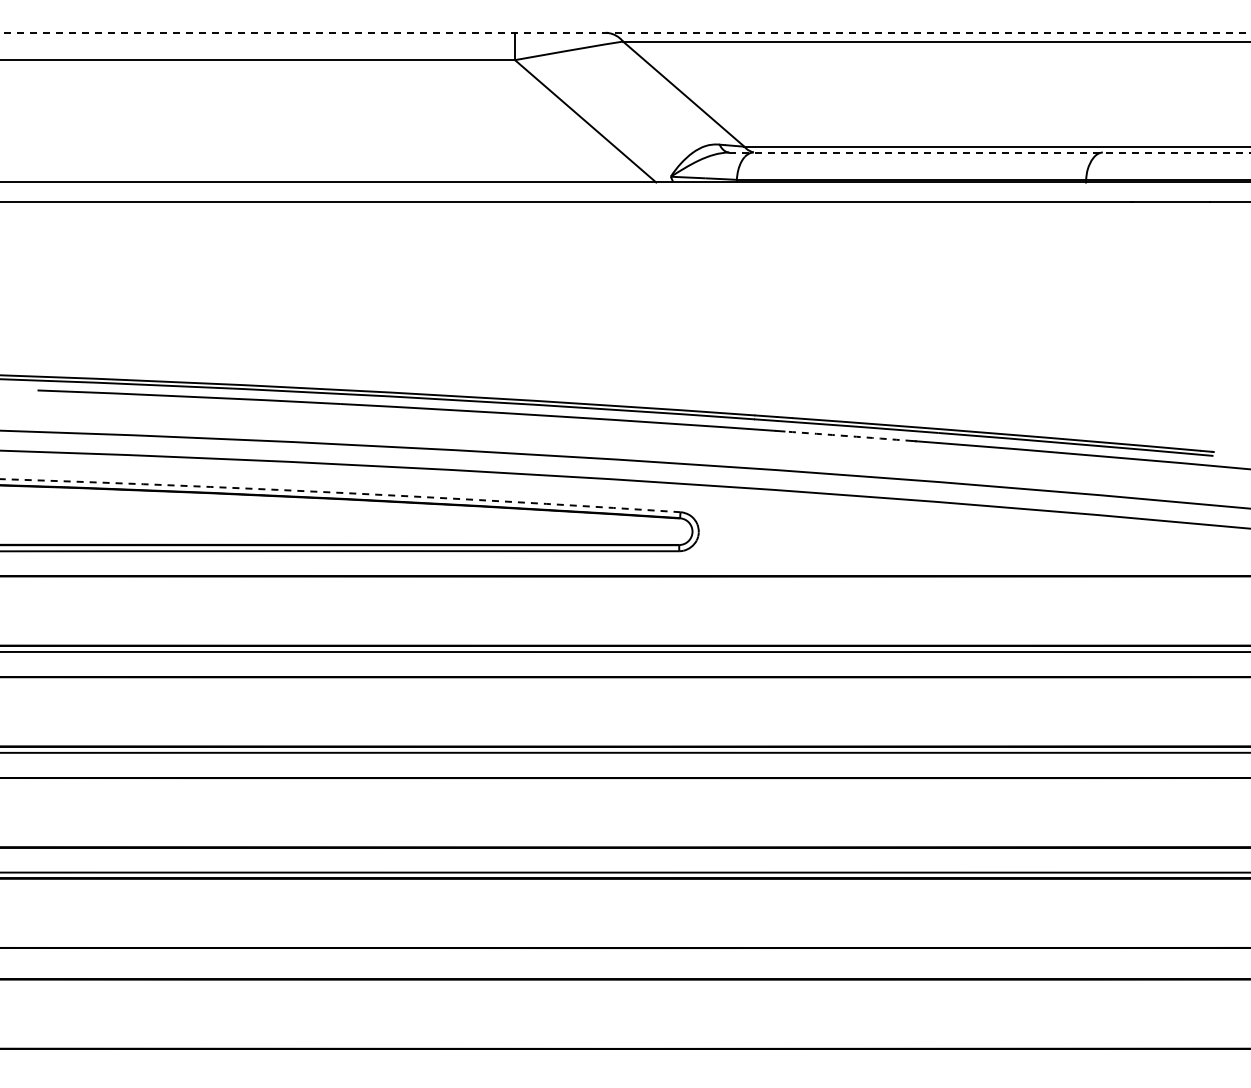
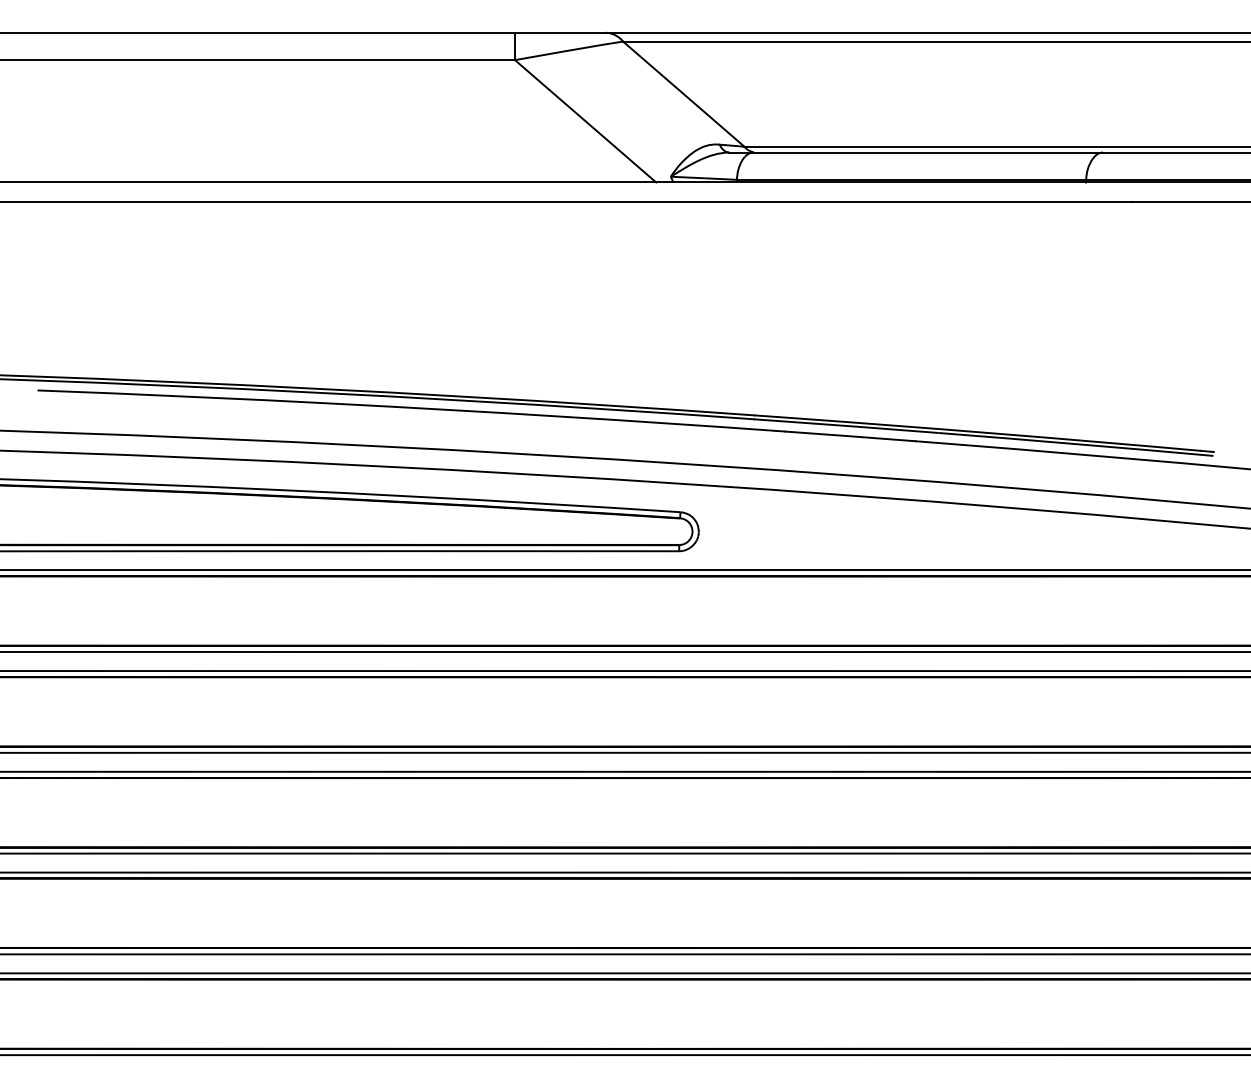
line: dashed -> solid (625, 32)
line: dashed -> solid (990, 152)
arc: dashed -> solid (848, 436)
arc: dashed -> solid (339, 492)
line: none -> present (624, 570)
line: none -> present (624, 671)
line: none -> present (624, 771)
line: none -> present (624, 853)
line: none -> present (624, 954)
line: none -> present (624, 973)
line: none -> present (624, 1055)
